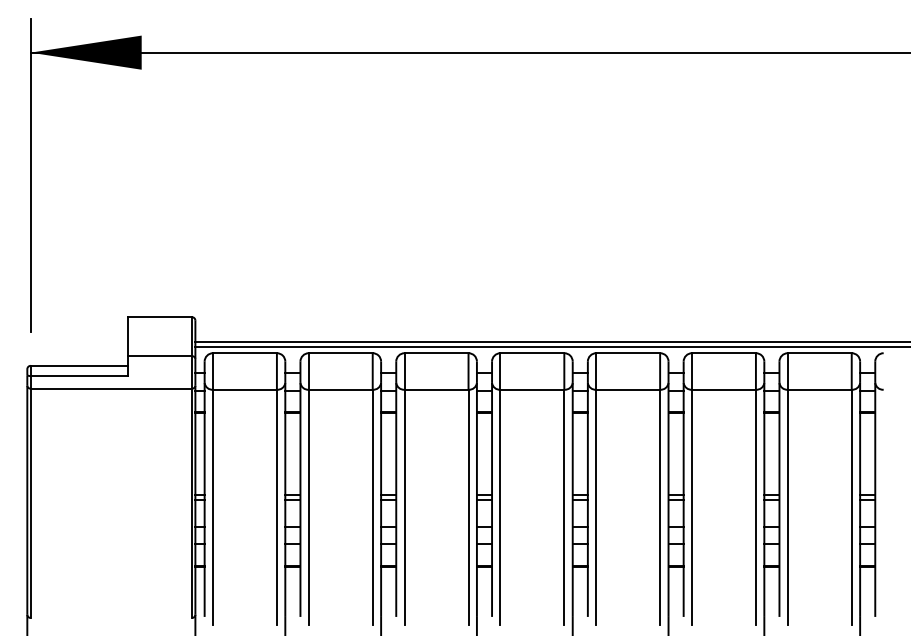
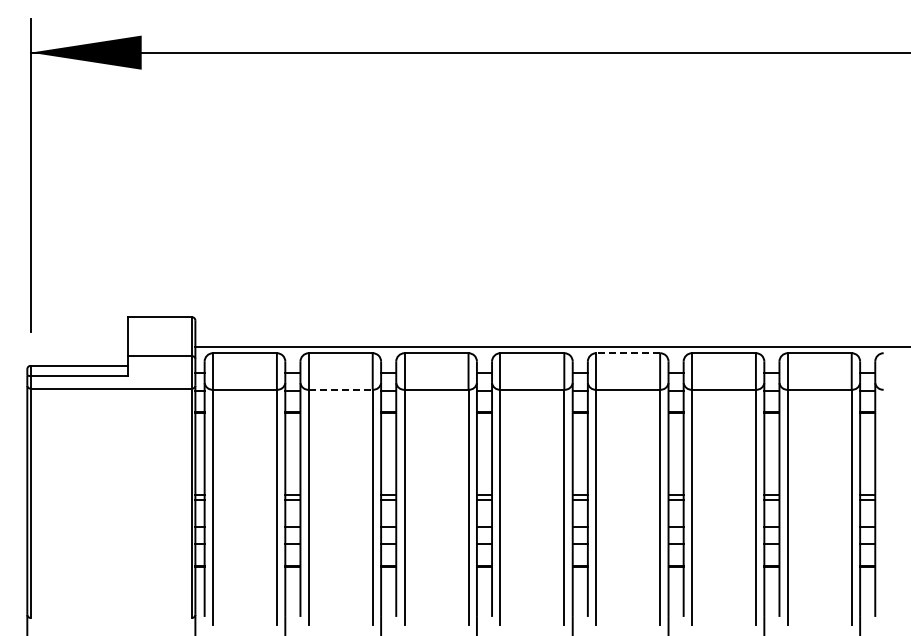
line: present -> none (551, 341)
line: solid -> dashed (628, 353)
line: solid -> dashed (340, 389)
